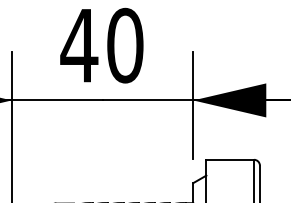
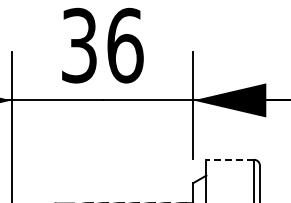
text: 40 -> 36 (101, 45)
line: solid -> dashed (230, 159)
